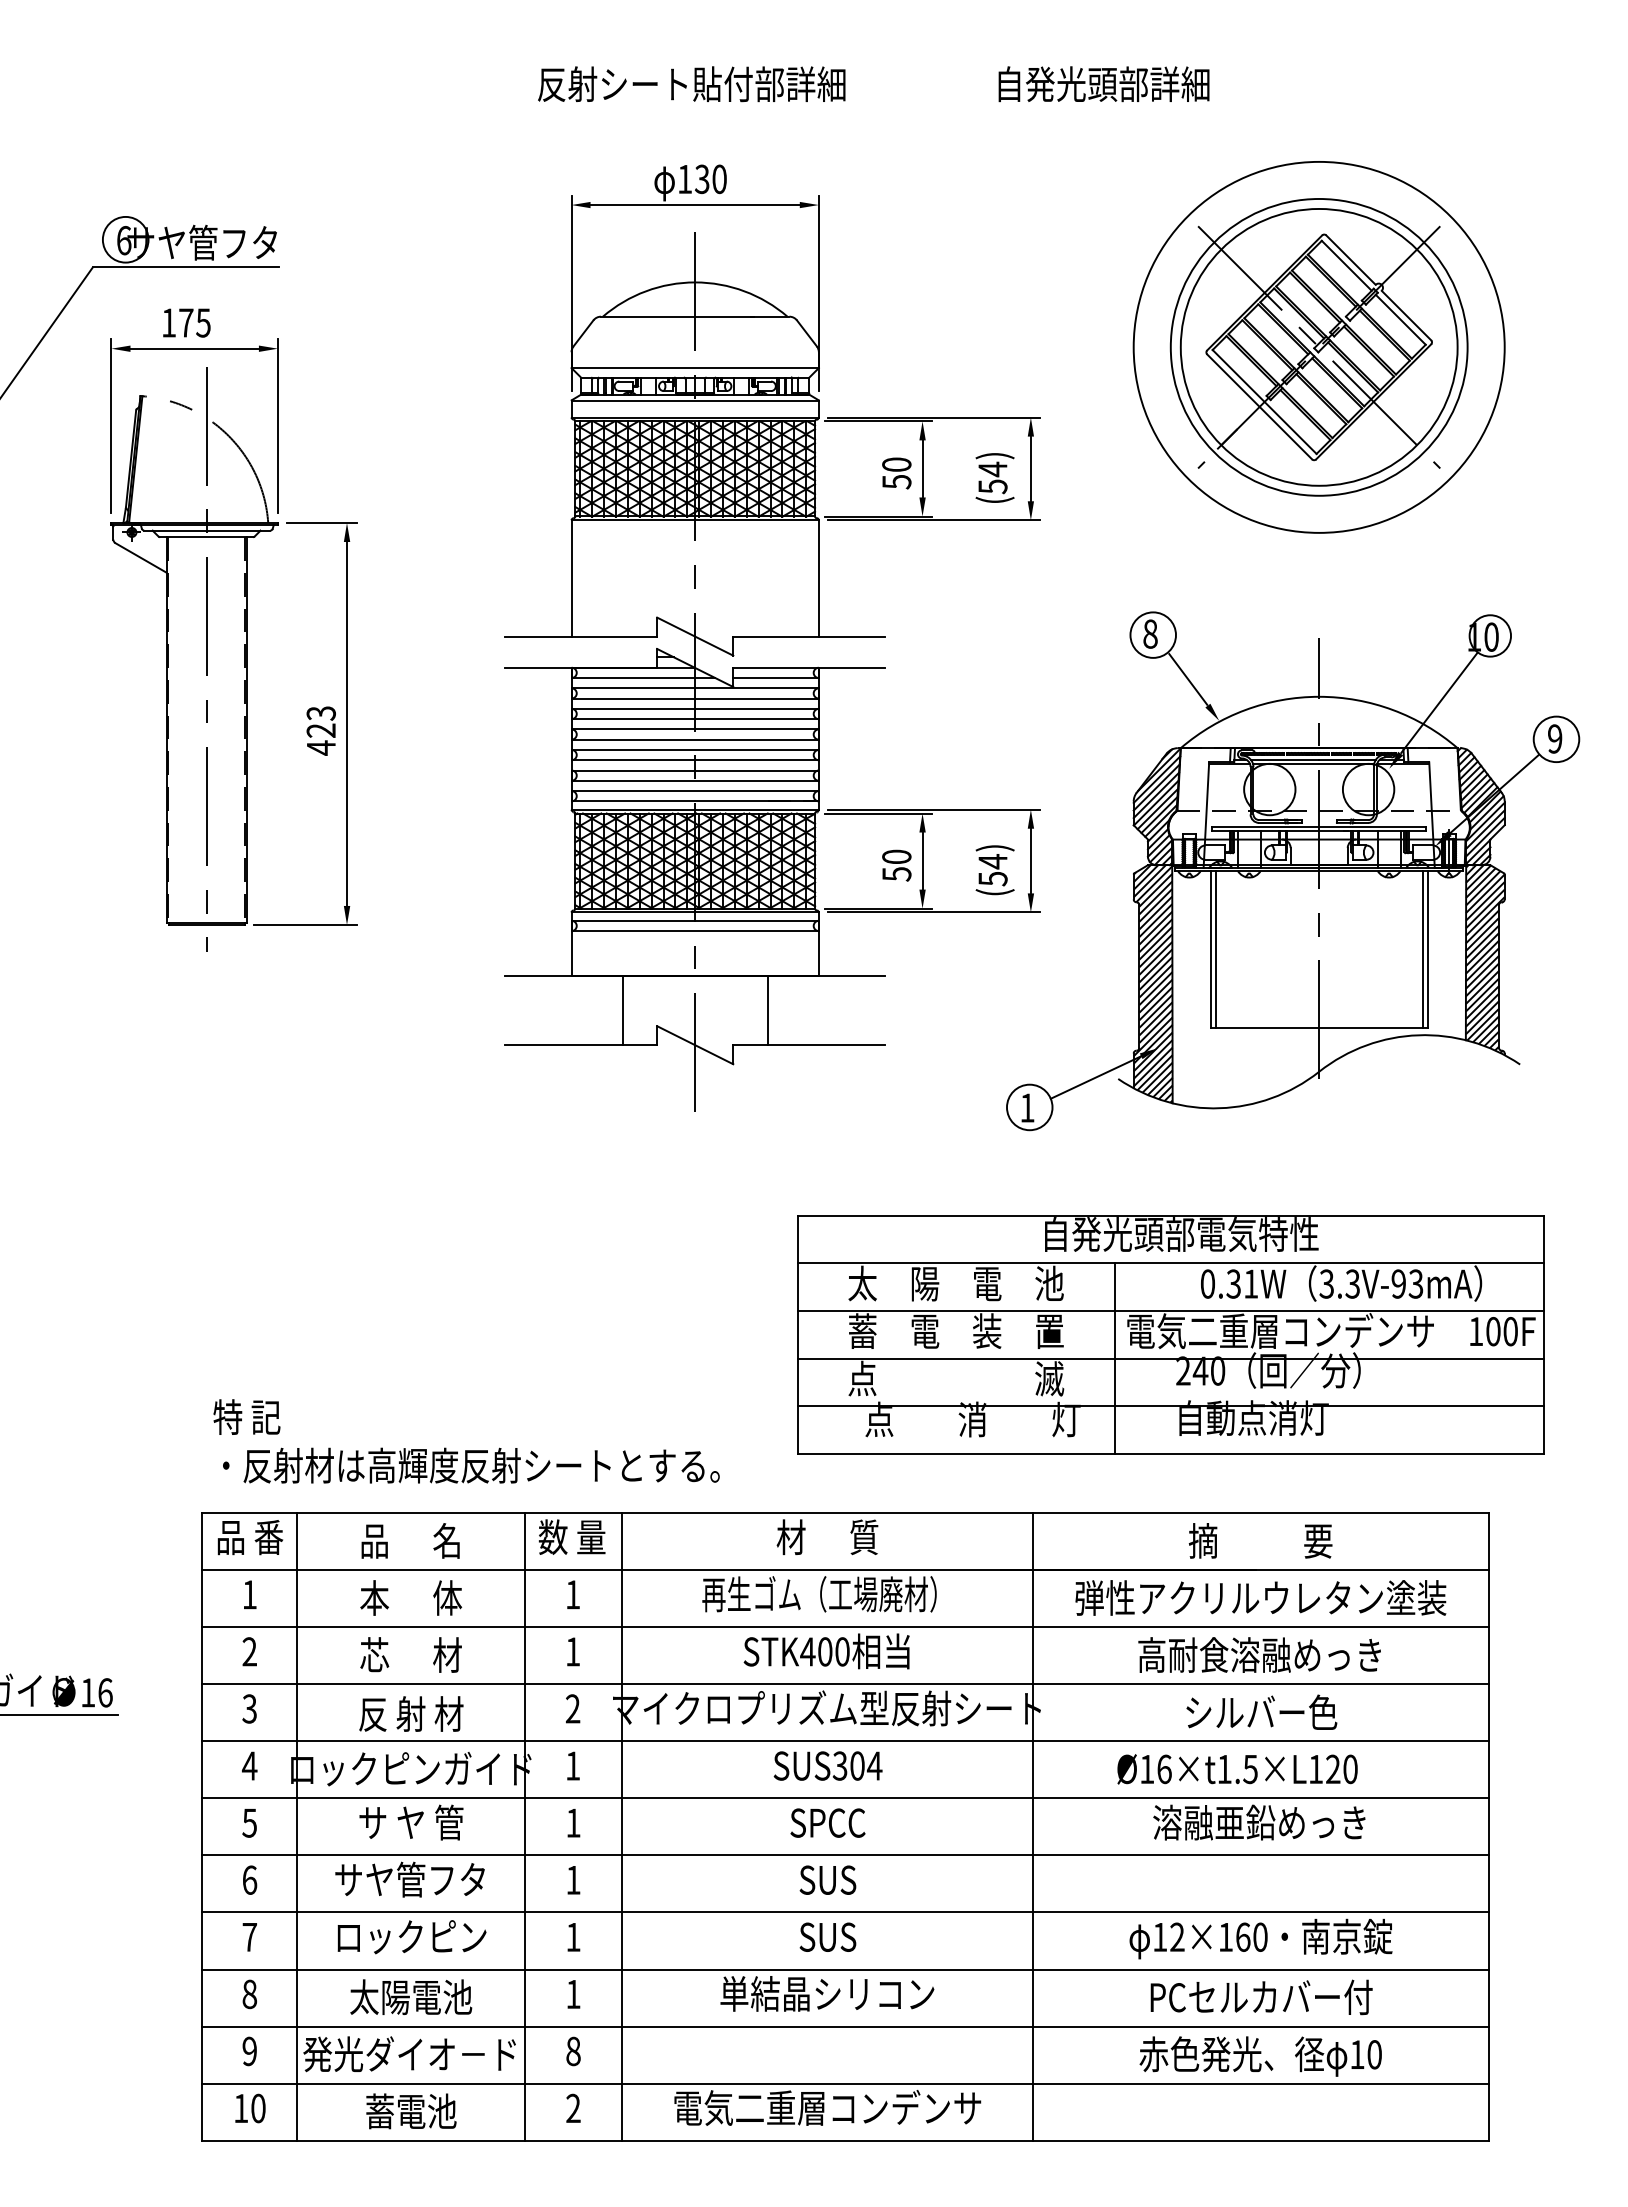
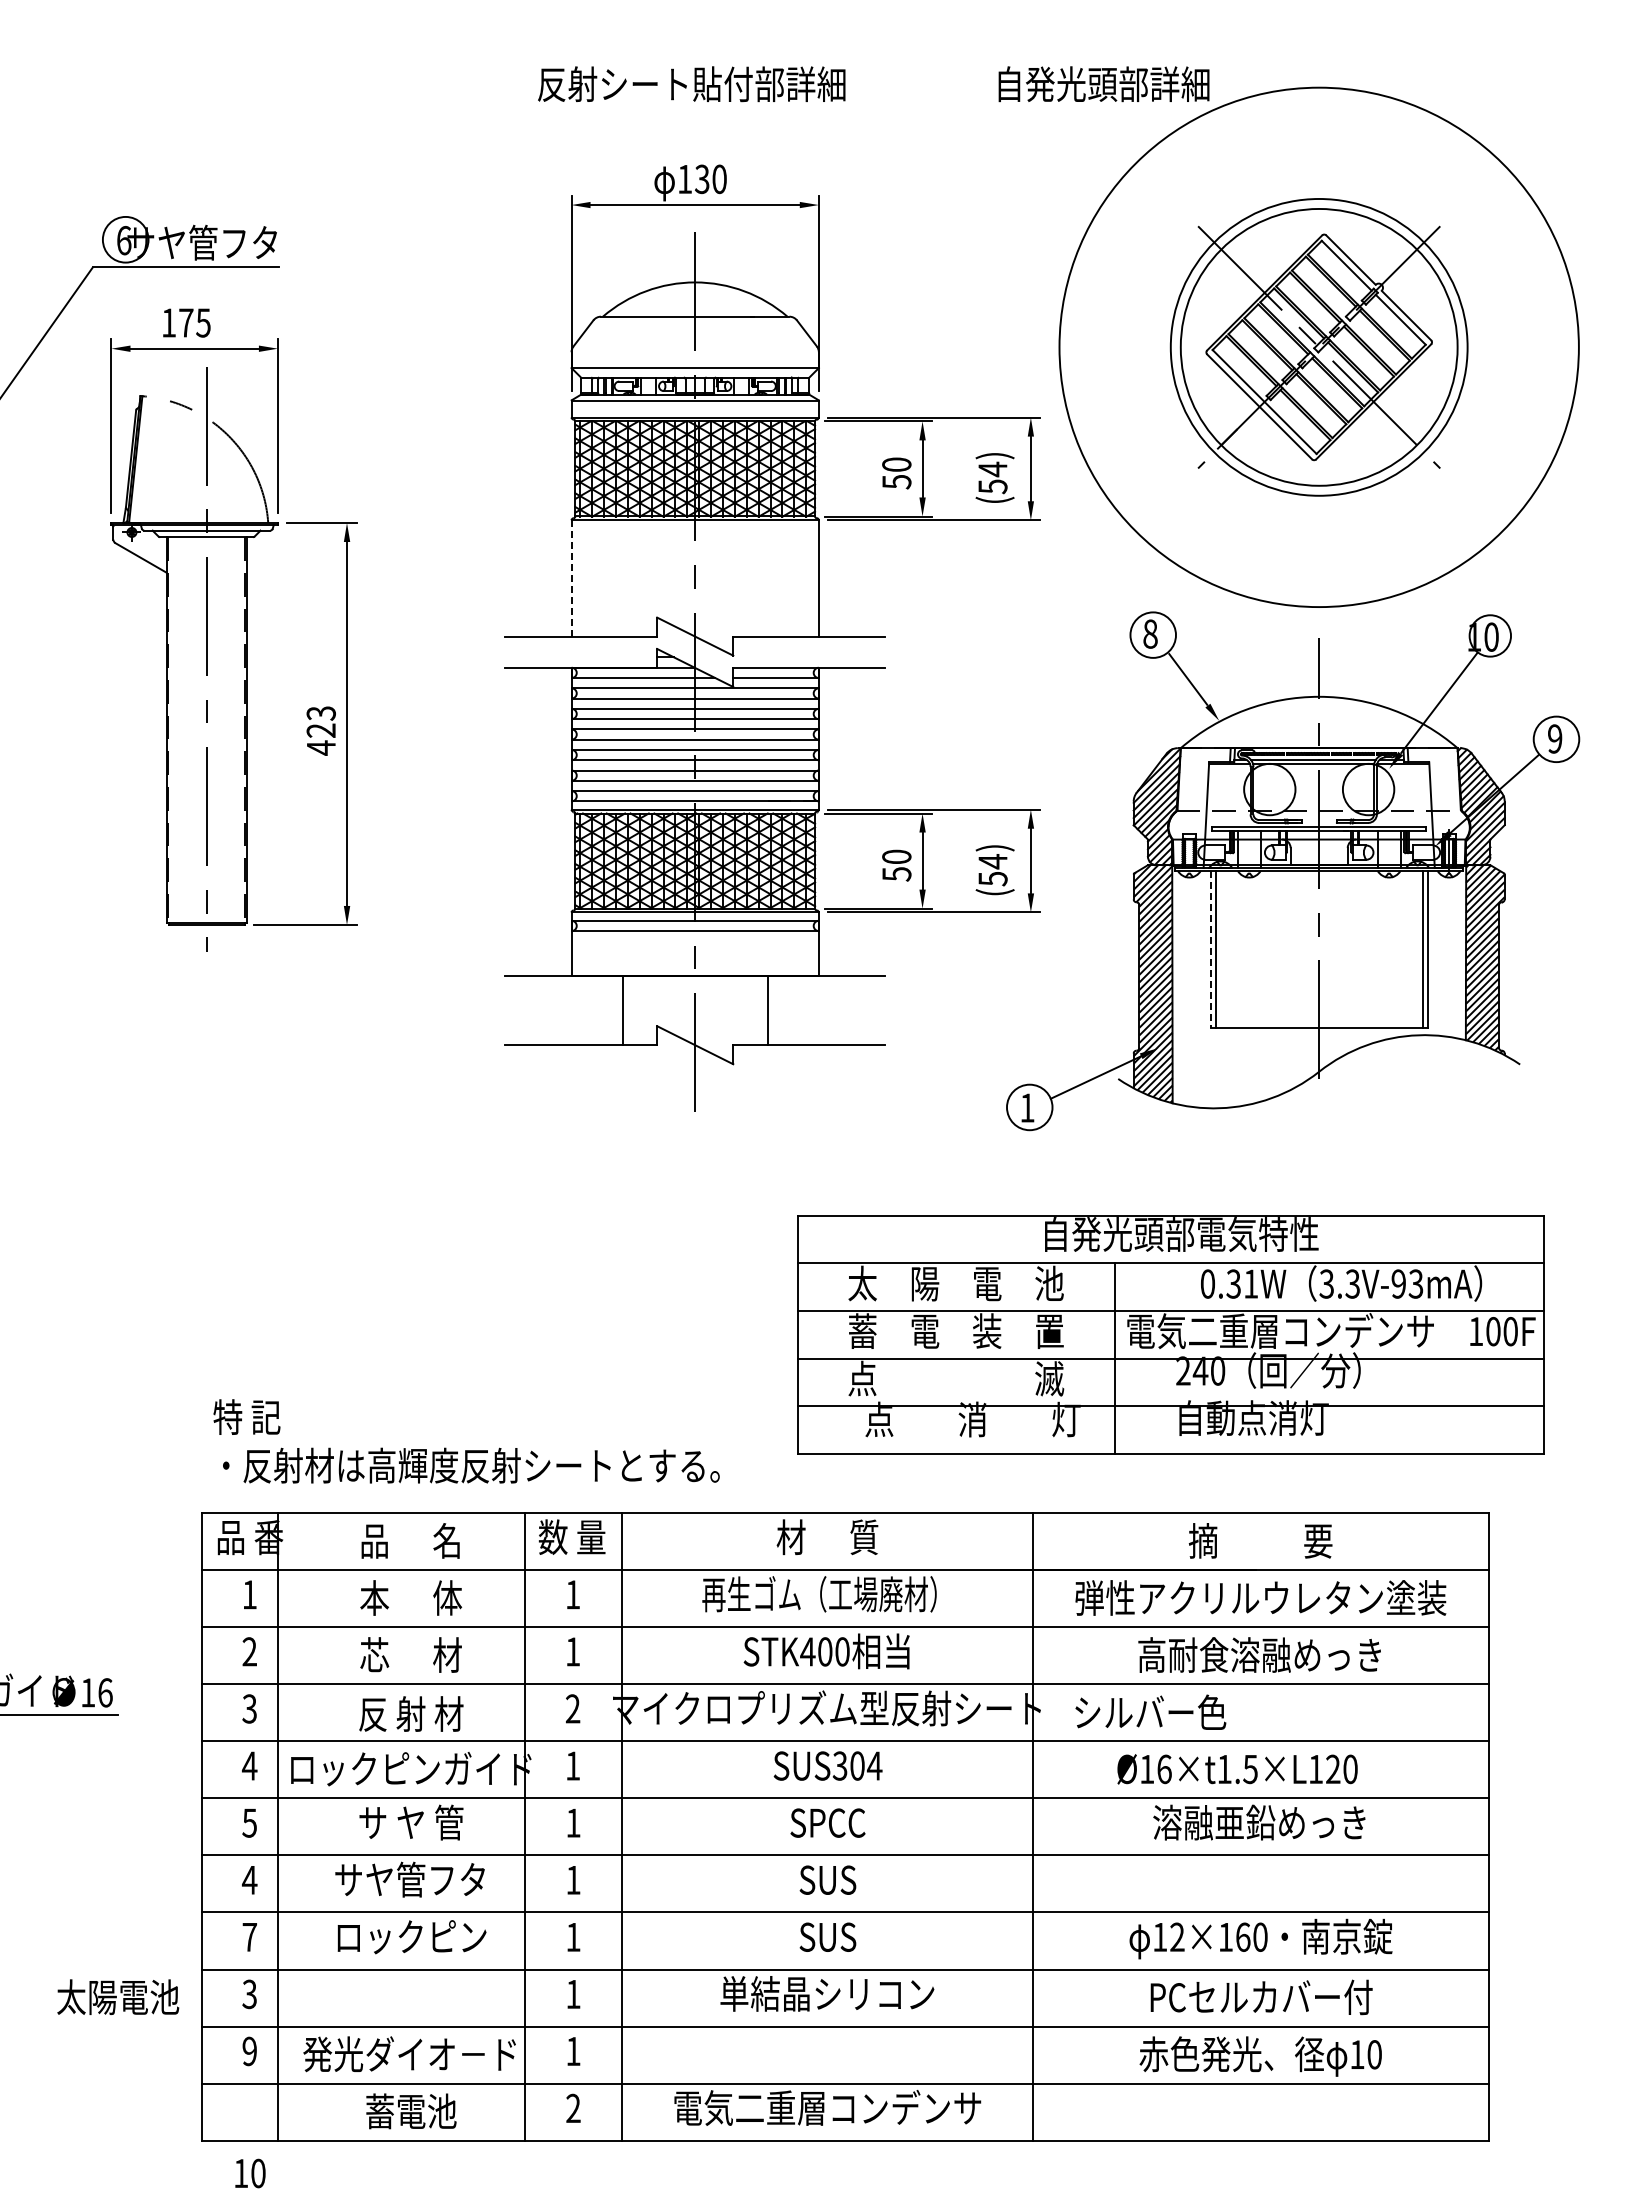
circle diameter: 371 px -> 519 px (1318, 347)
line: solid -> dashed (571, 578)
line: solid -> dashed (1210, 949)
text position: (1261, 1711) -> (1150, 1711) (1150, 1711)
line position: (297, 1826) -> (278, 1826) (278, 1826)
text: 6 -> 4 (249, 1879)
text: 8 -> 3 (249, 1993)
text position: (411, 1996) -> (118, 1996) (118, 1996)
text: 8 -> 1 (573, 2051)
text position: (250, 2108) -> (250, 2173) (250, 2173)
